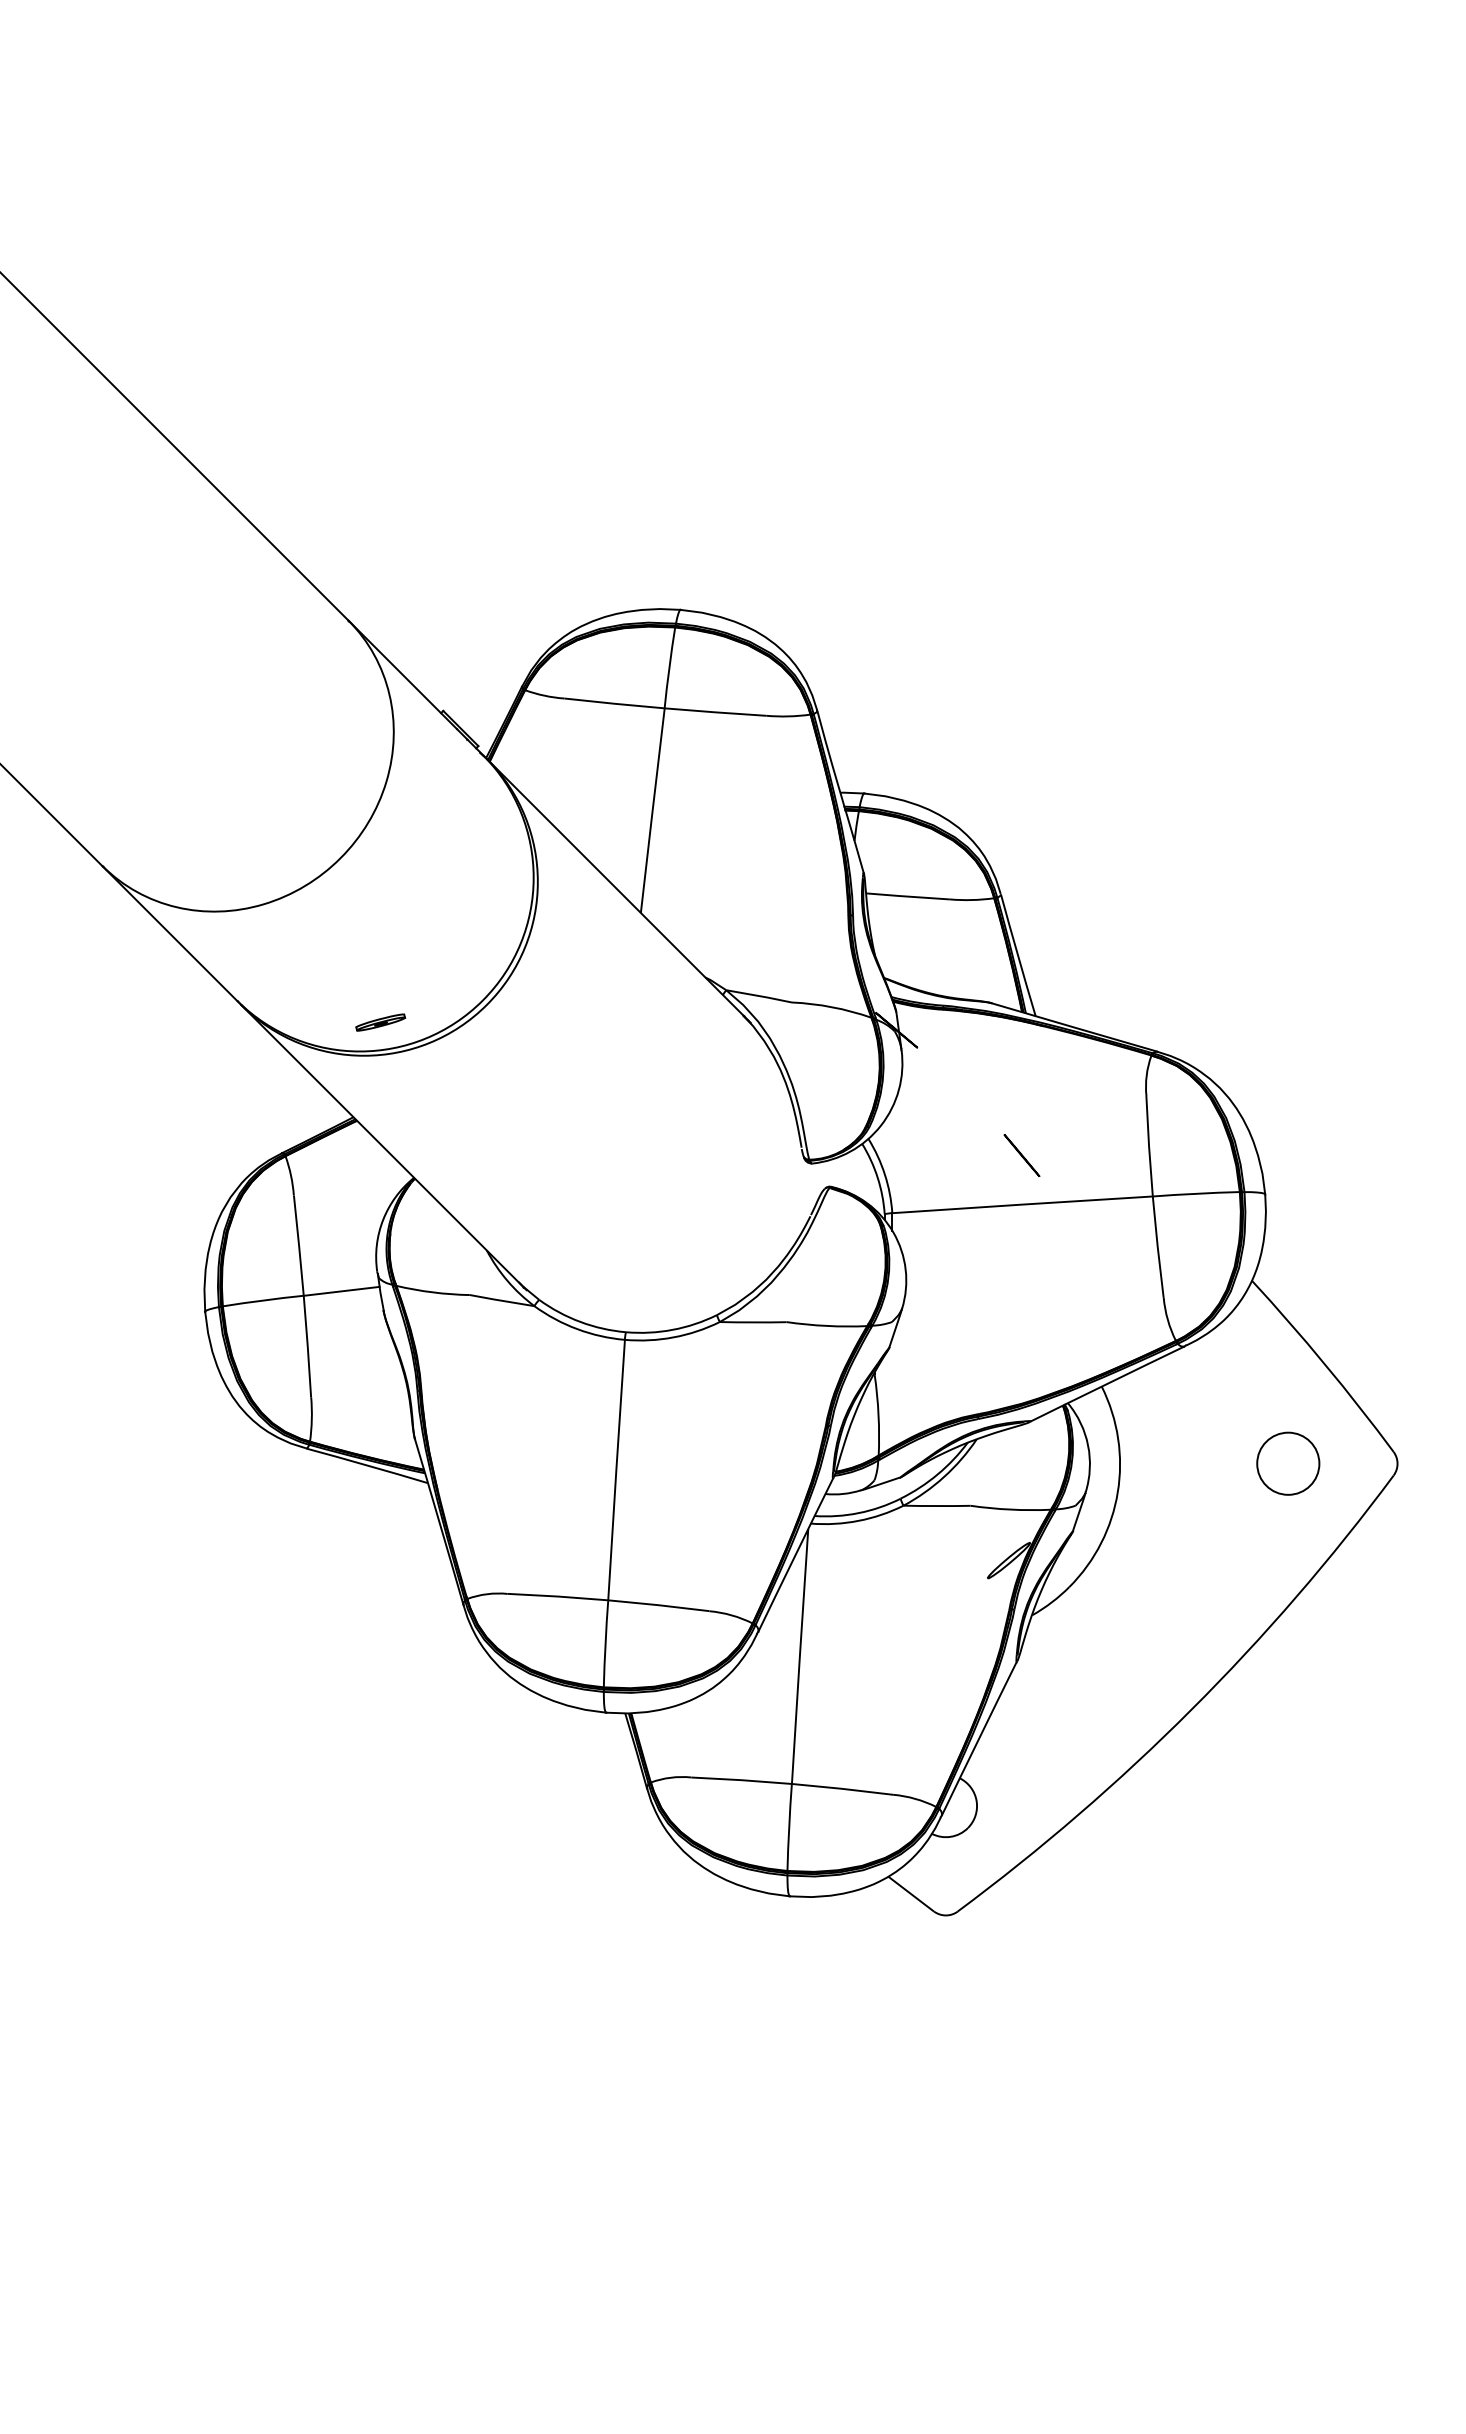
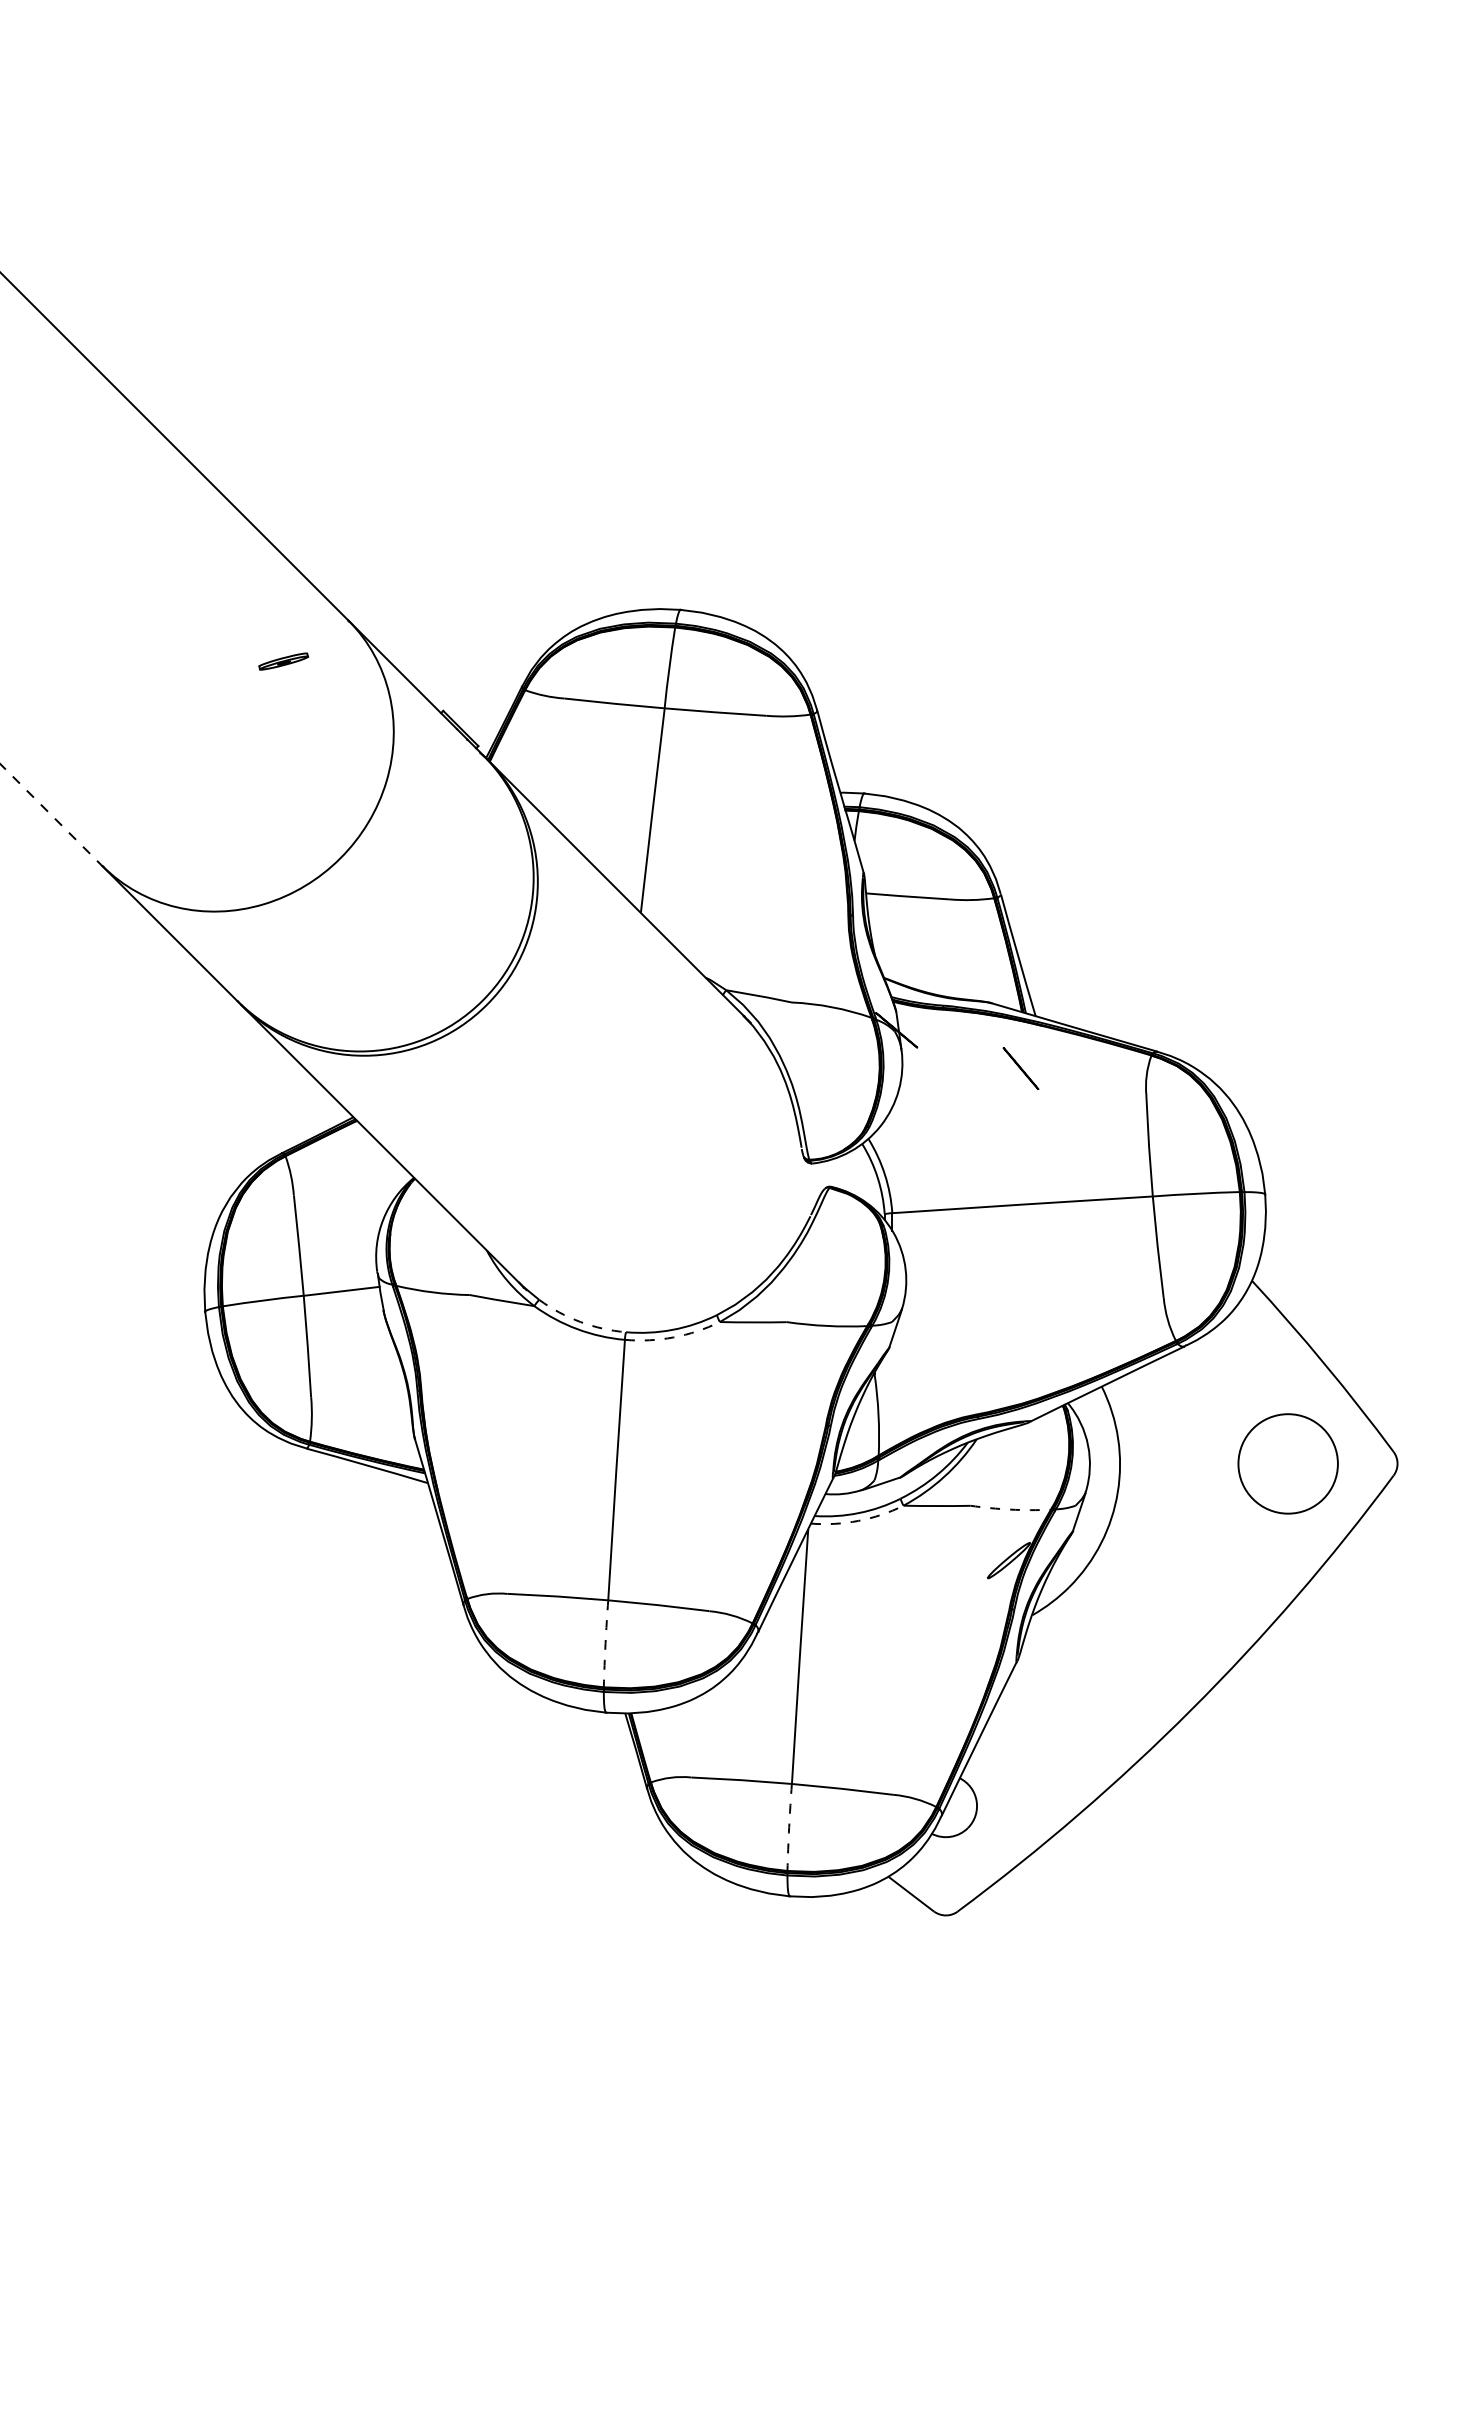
line: solid -> dashed (51, 815)
part position: (380, 1022) -> (283, 661) (283, 661)
line position: (1021, 1155) -> (1020, 1068) (1020, 1068)
arc: solid -> dashed (580, 1321)
arc: solid -> dashed (673, 1337)
circle size: 65x65 px -> 102x102 px (1287, 1463)
arc: solid -> dashed (1010, 1509)
arc: solid -> dashed (858, 1520)
arc: solid -> dashed (605, 1643)
arc: solid -> dashed (789, 1827)
